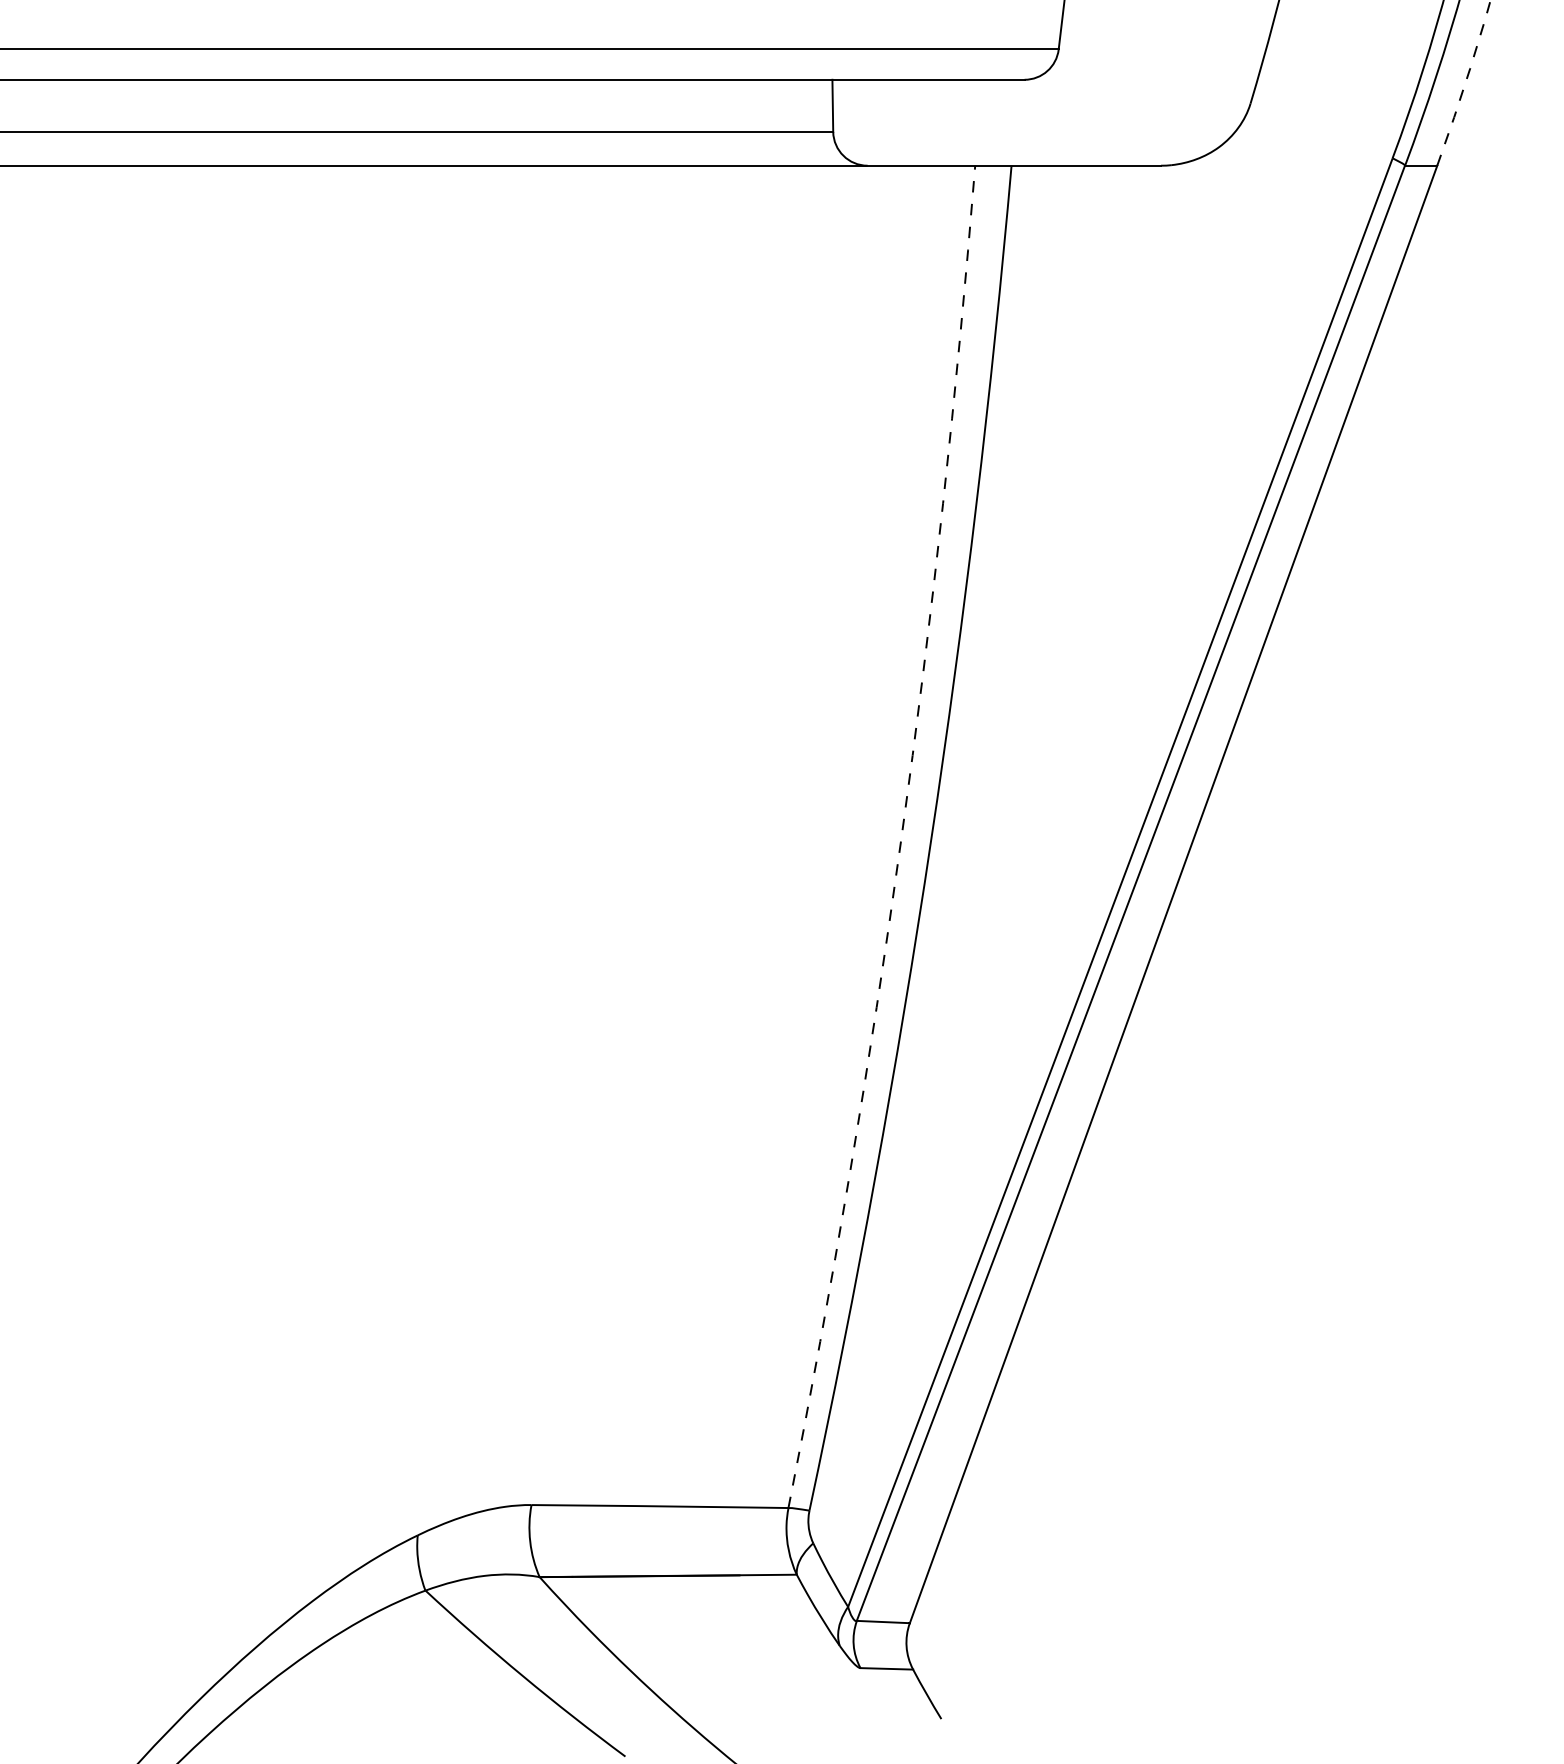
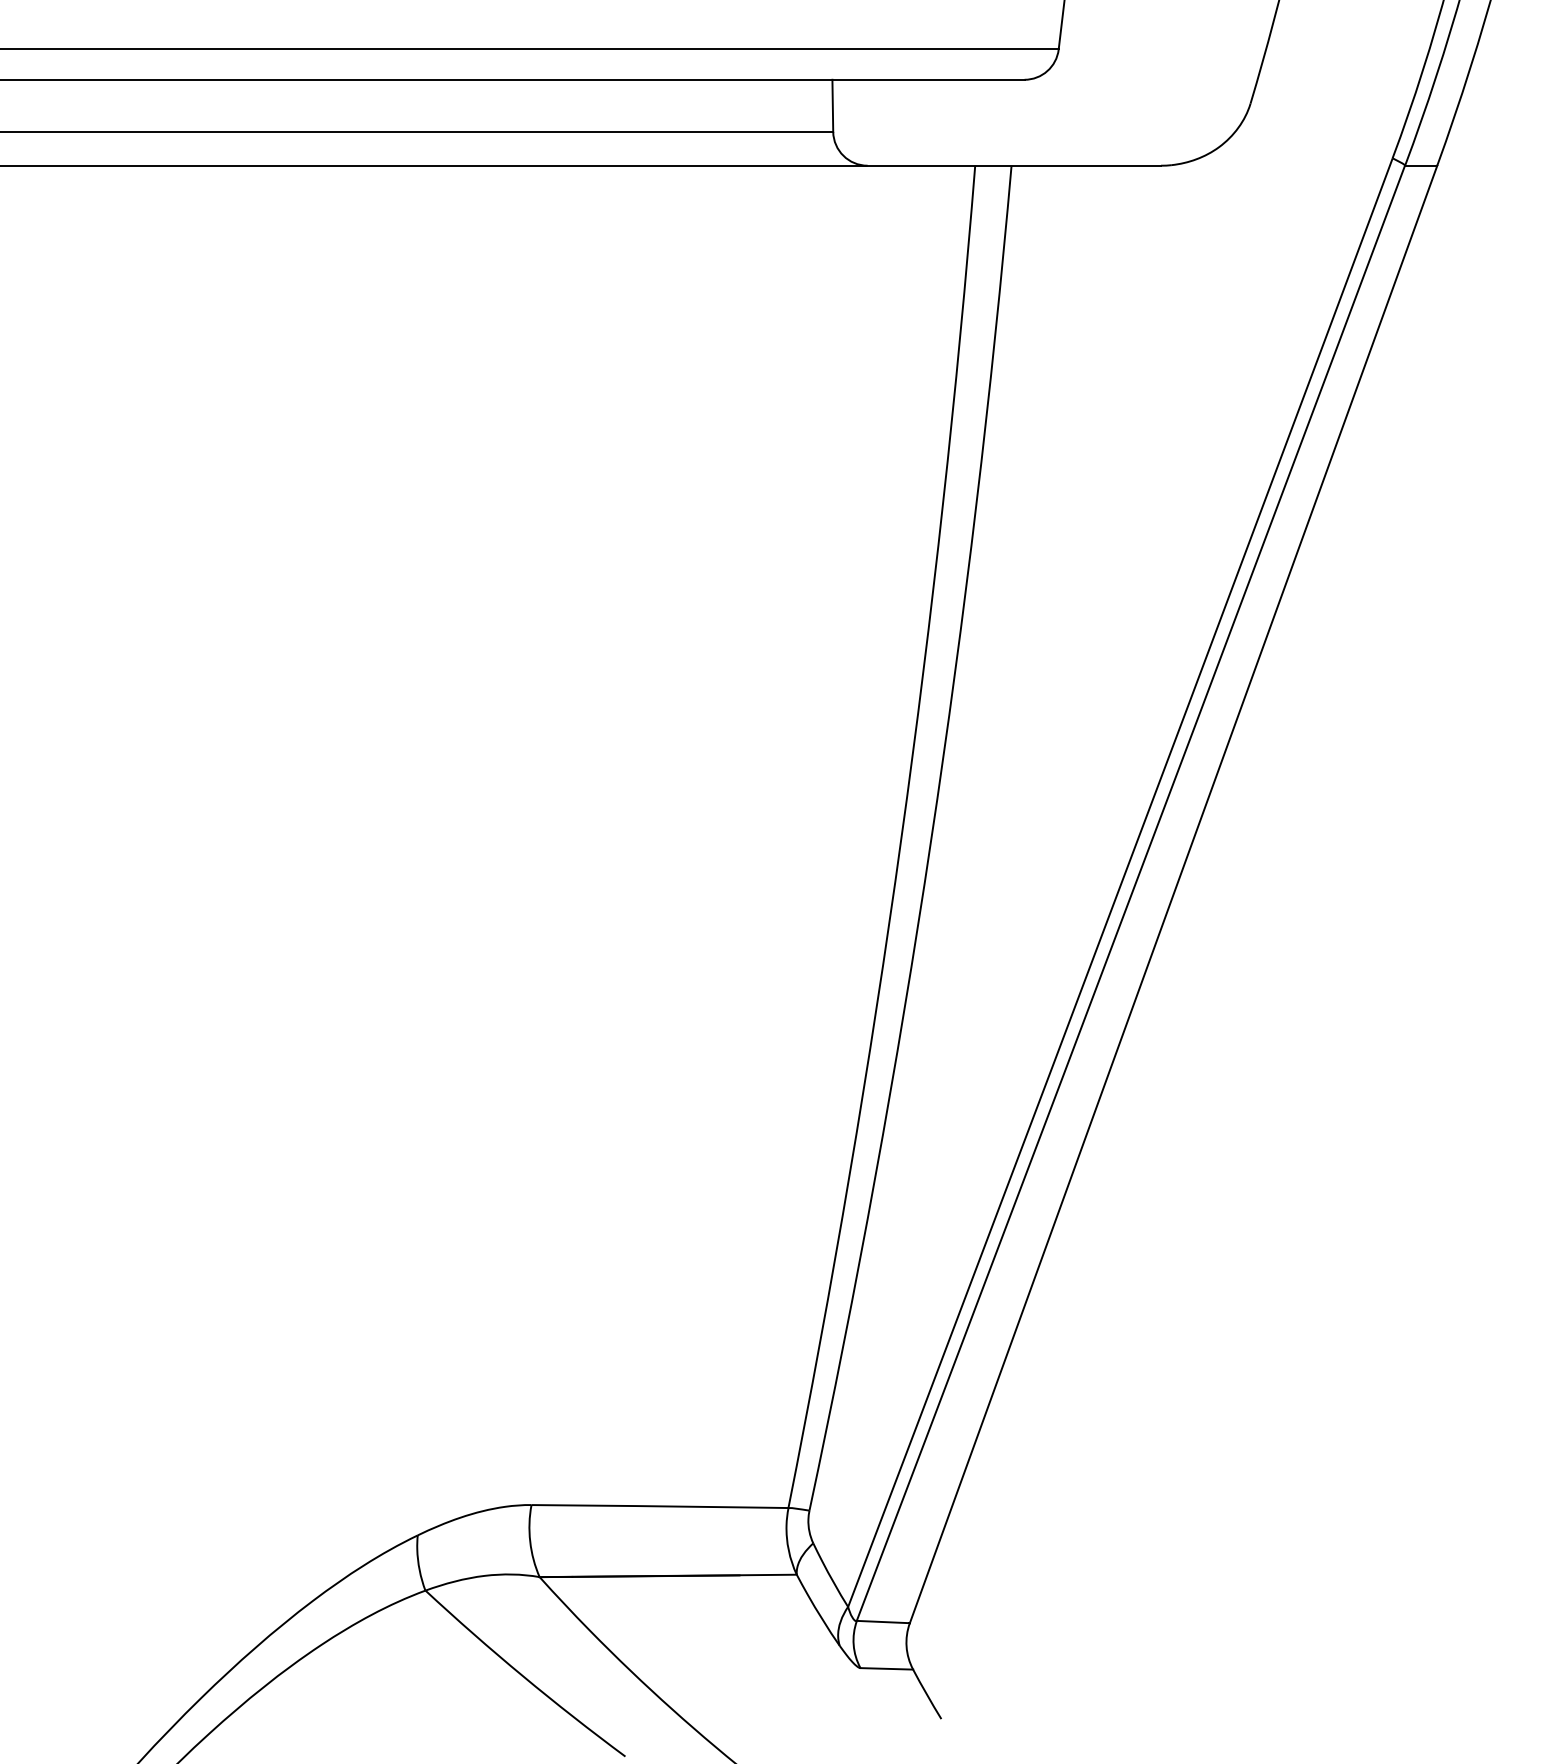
arc: dashed -> solid (1465, 82)
arc: dashed -> solid (901, 839)
